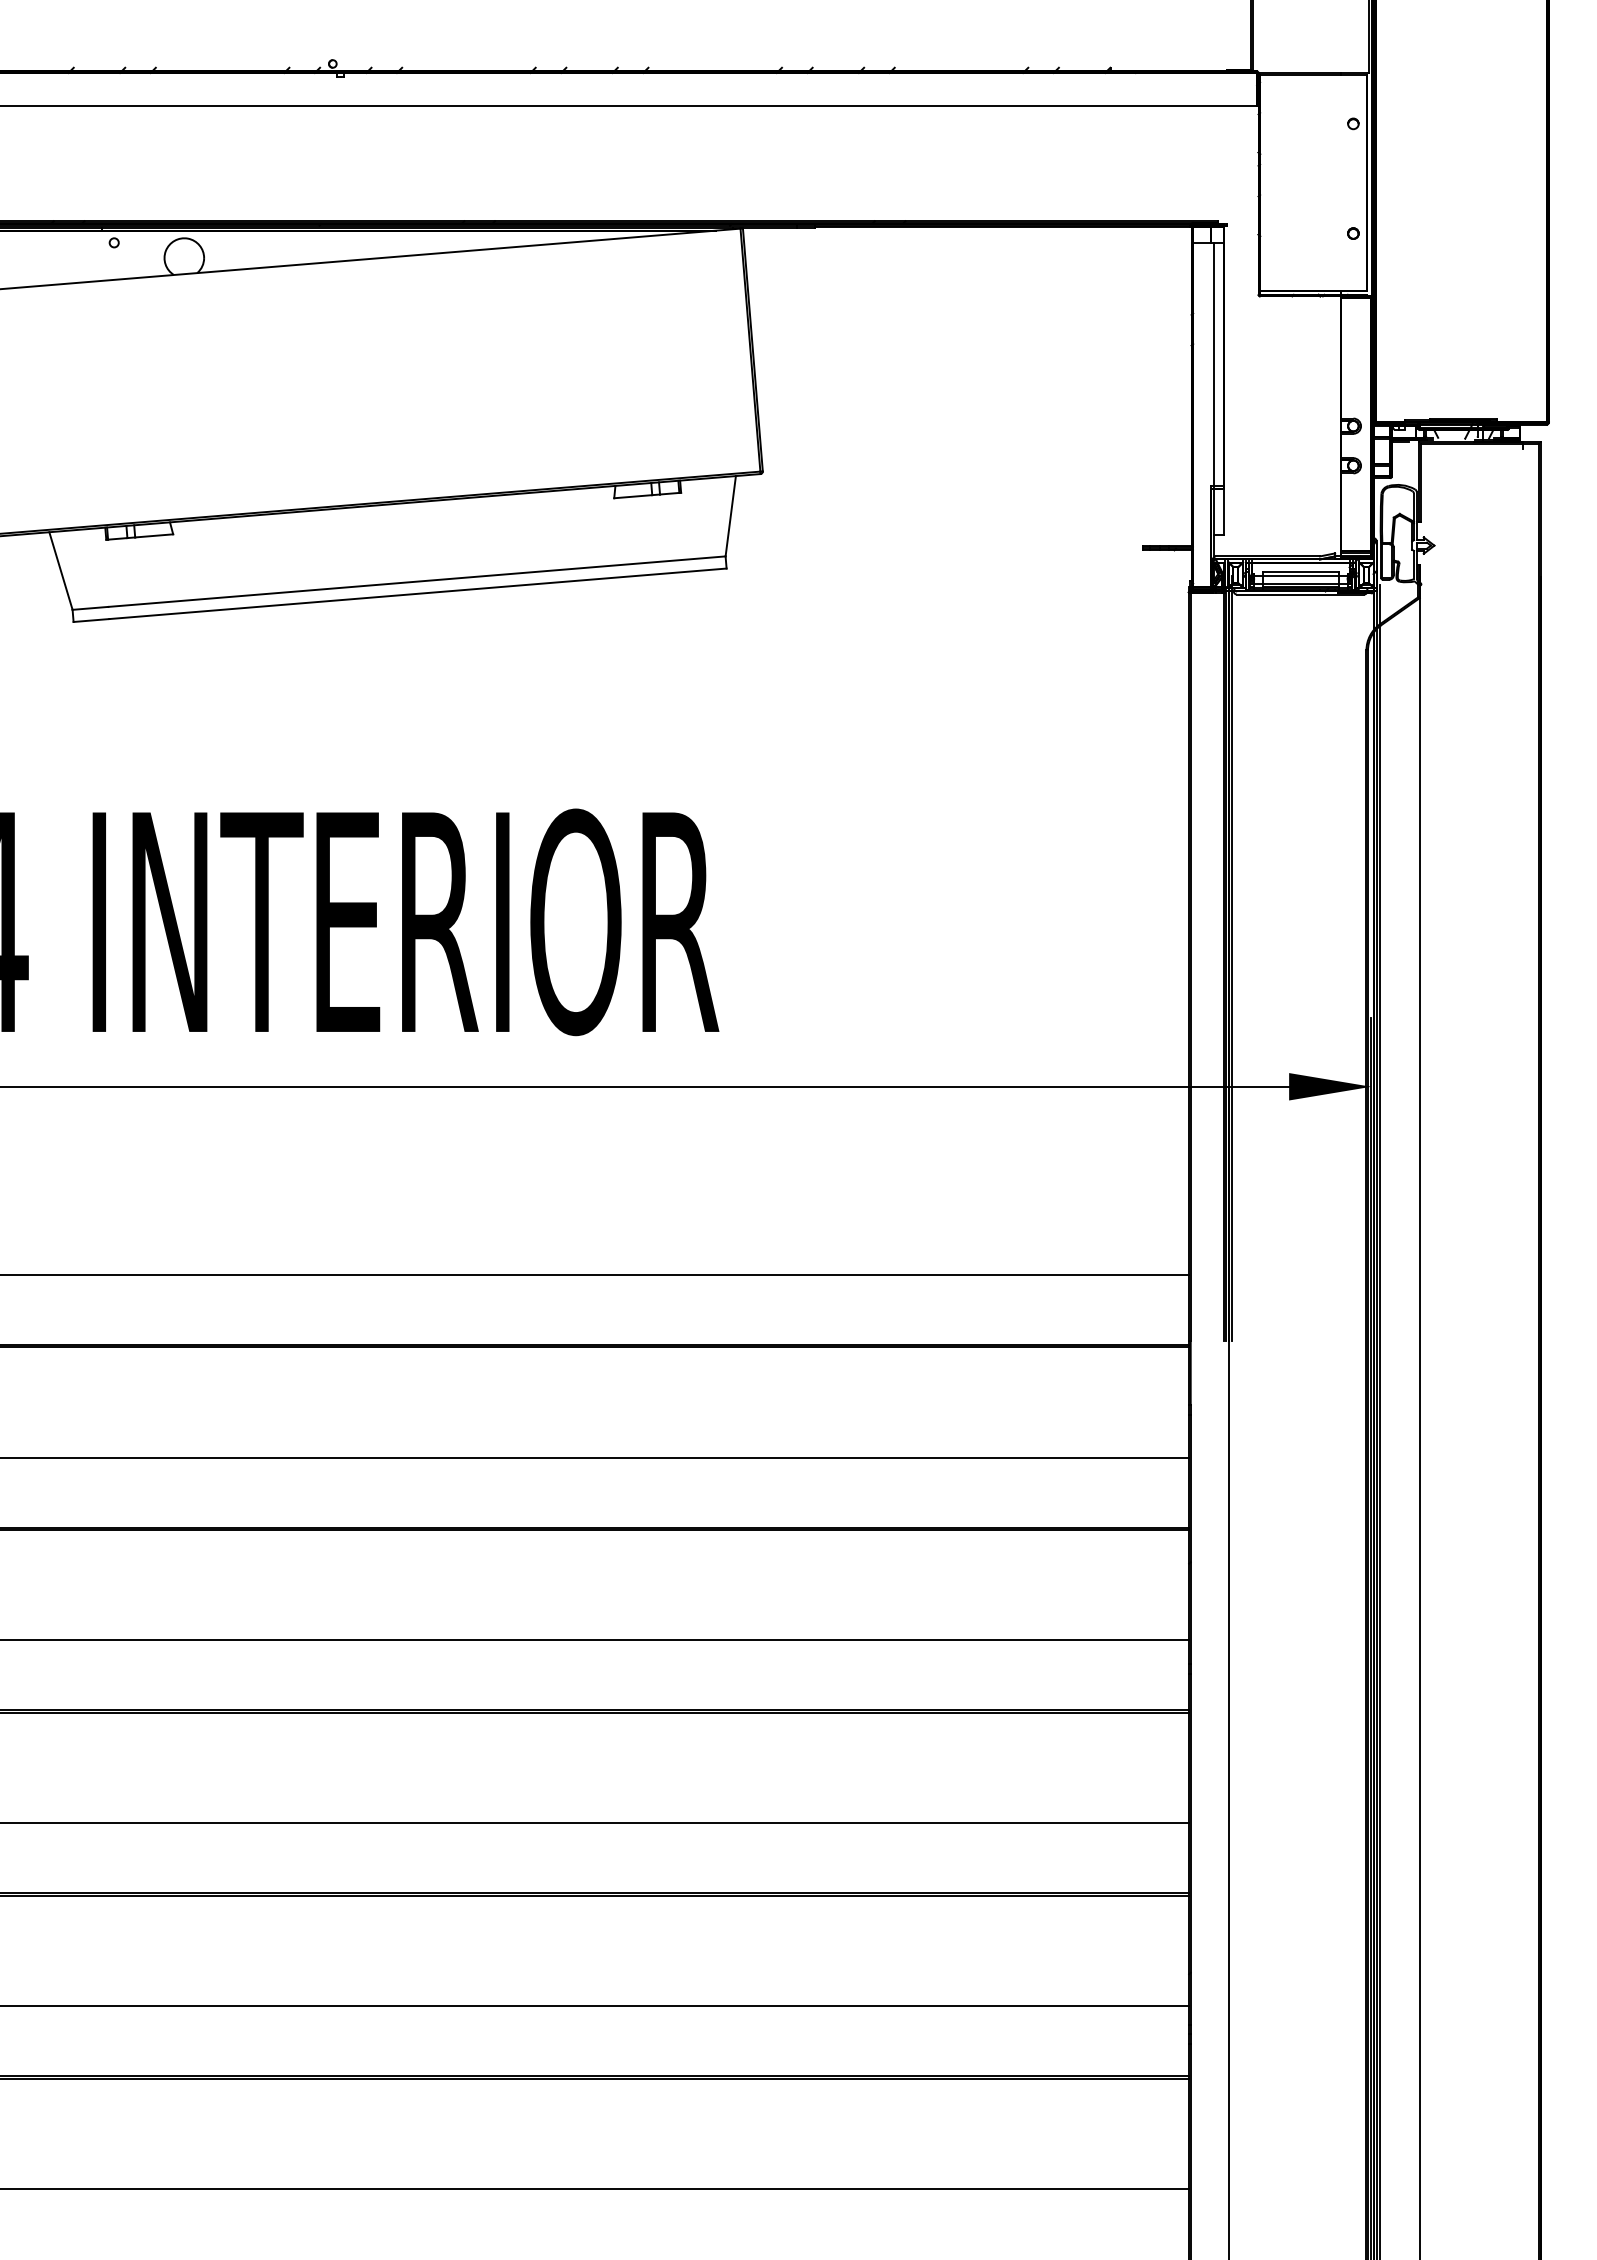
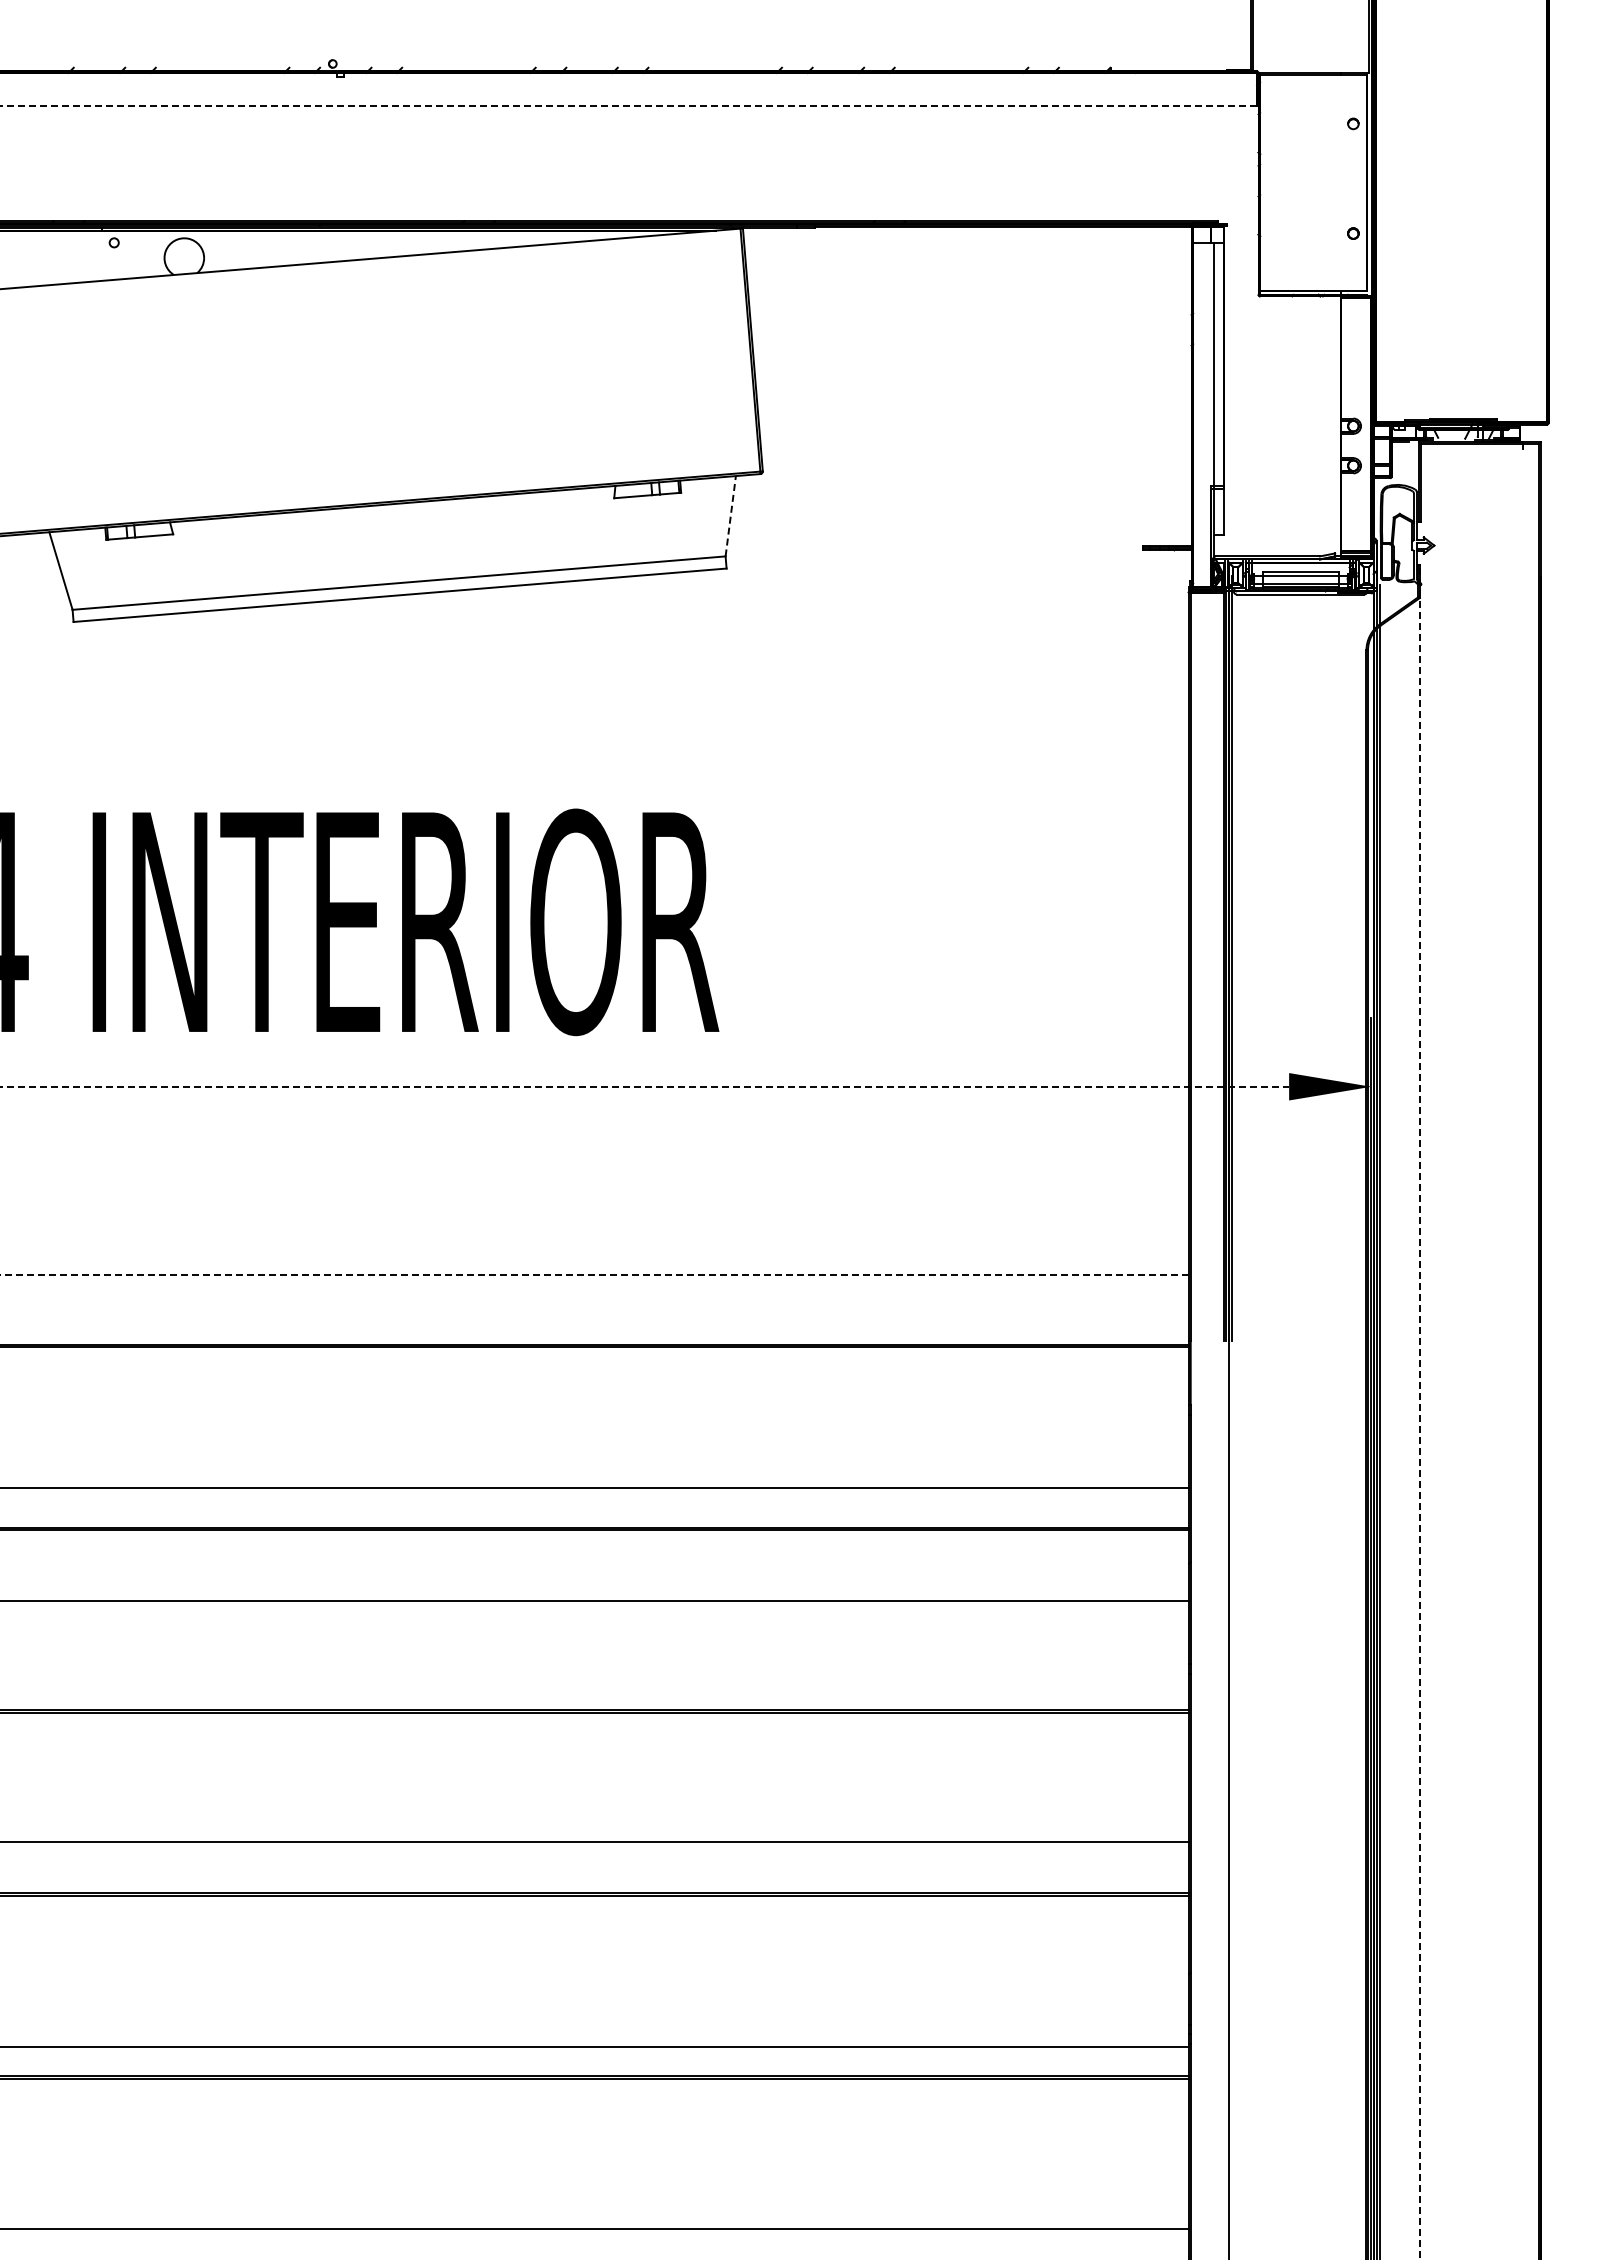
line: solid -> dashed (629, 106)
line: solid -> dashed (730, 516)
line: solid -> dashed (645, 1086)
line: solid -> dashed (594, 1274)
line: solid -> dashed (1419, 1411)
line position: (595, 1457) -> (595, 1487) (595, 1487)
line position: (595, 1640) -> (595, 1601) (595, 1601)
line position: (595, 1823) -> (595, 1842) (595, 1842)
line position: (595, 2006) -> (595, 2047) (595, 2047)
line position: (595, 2188) -> (595, 2228) (595, 2228)
